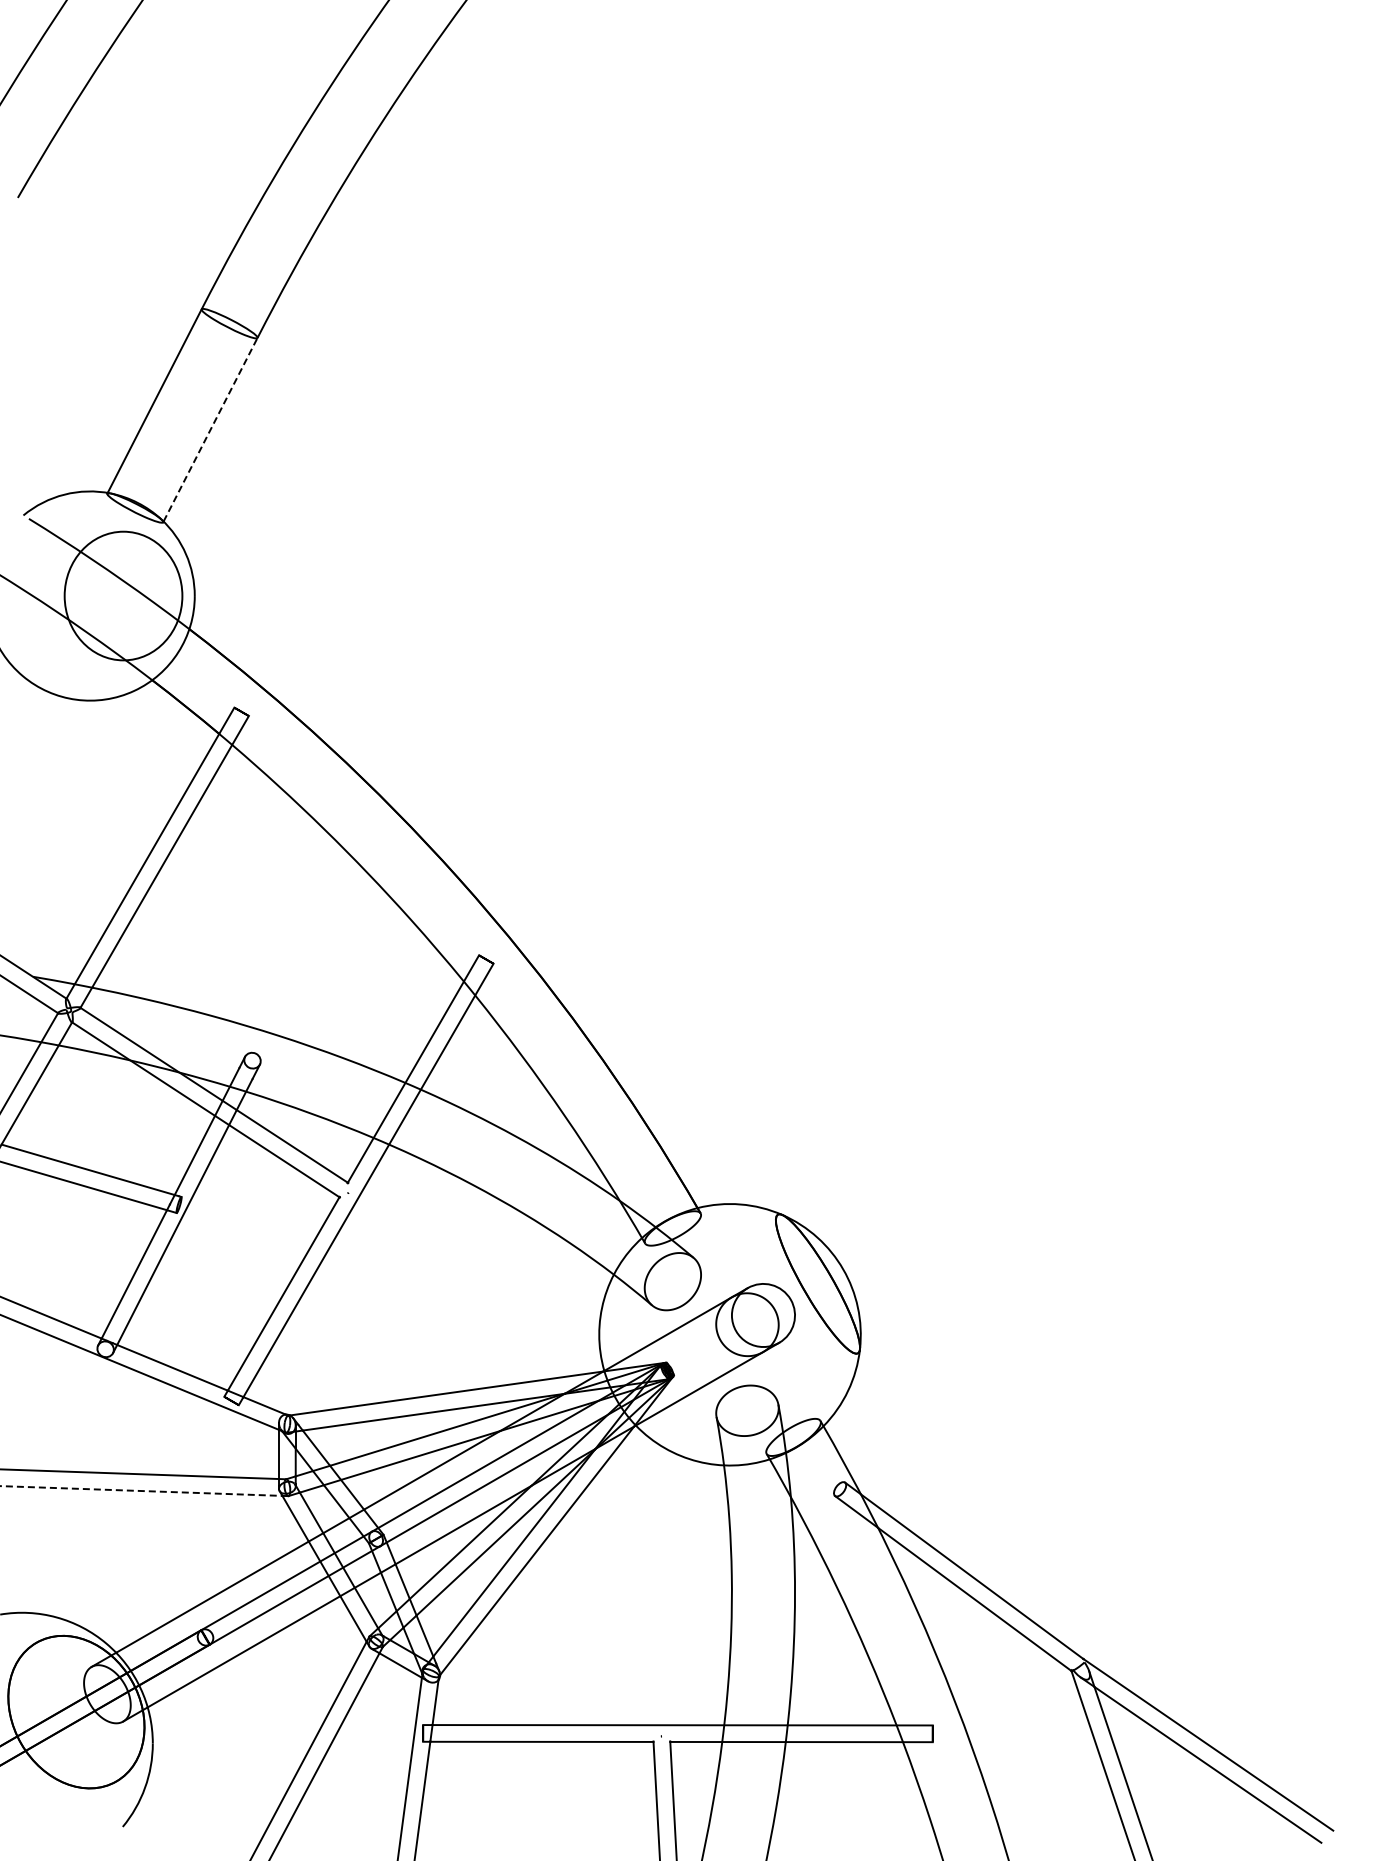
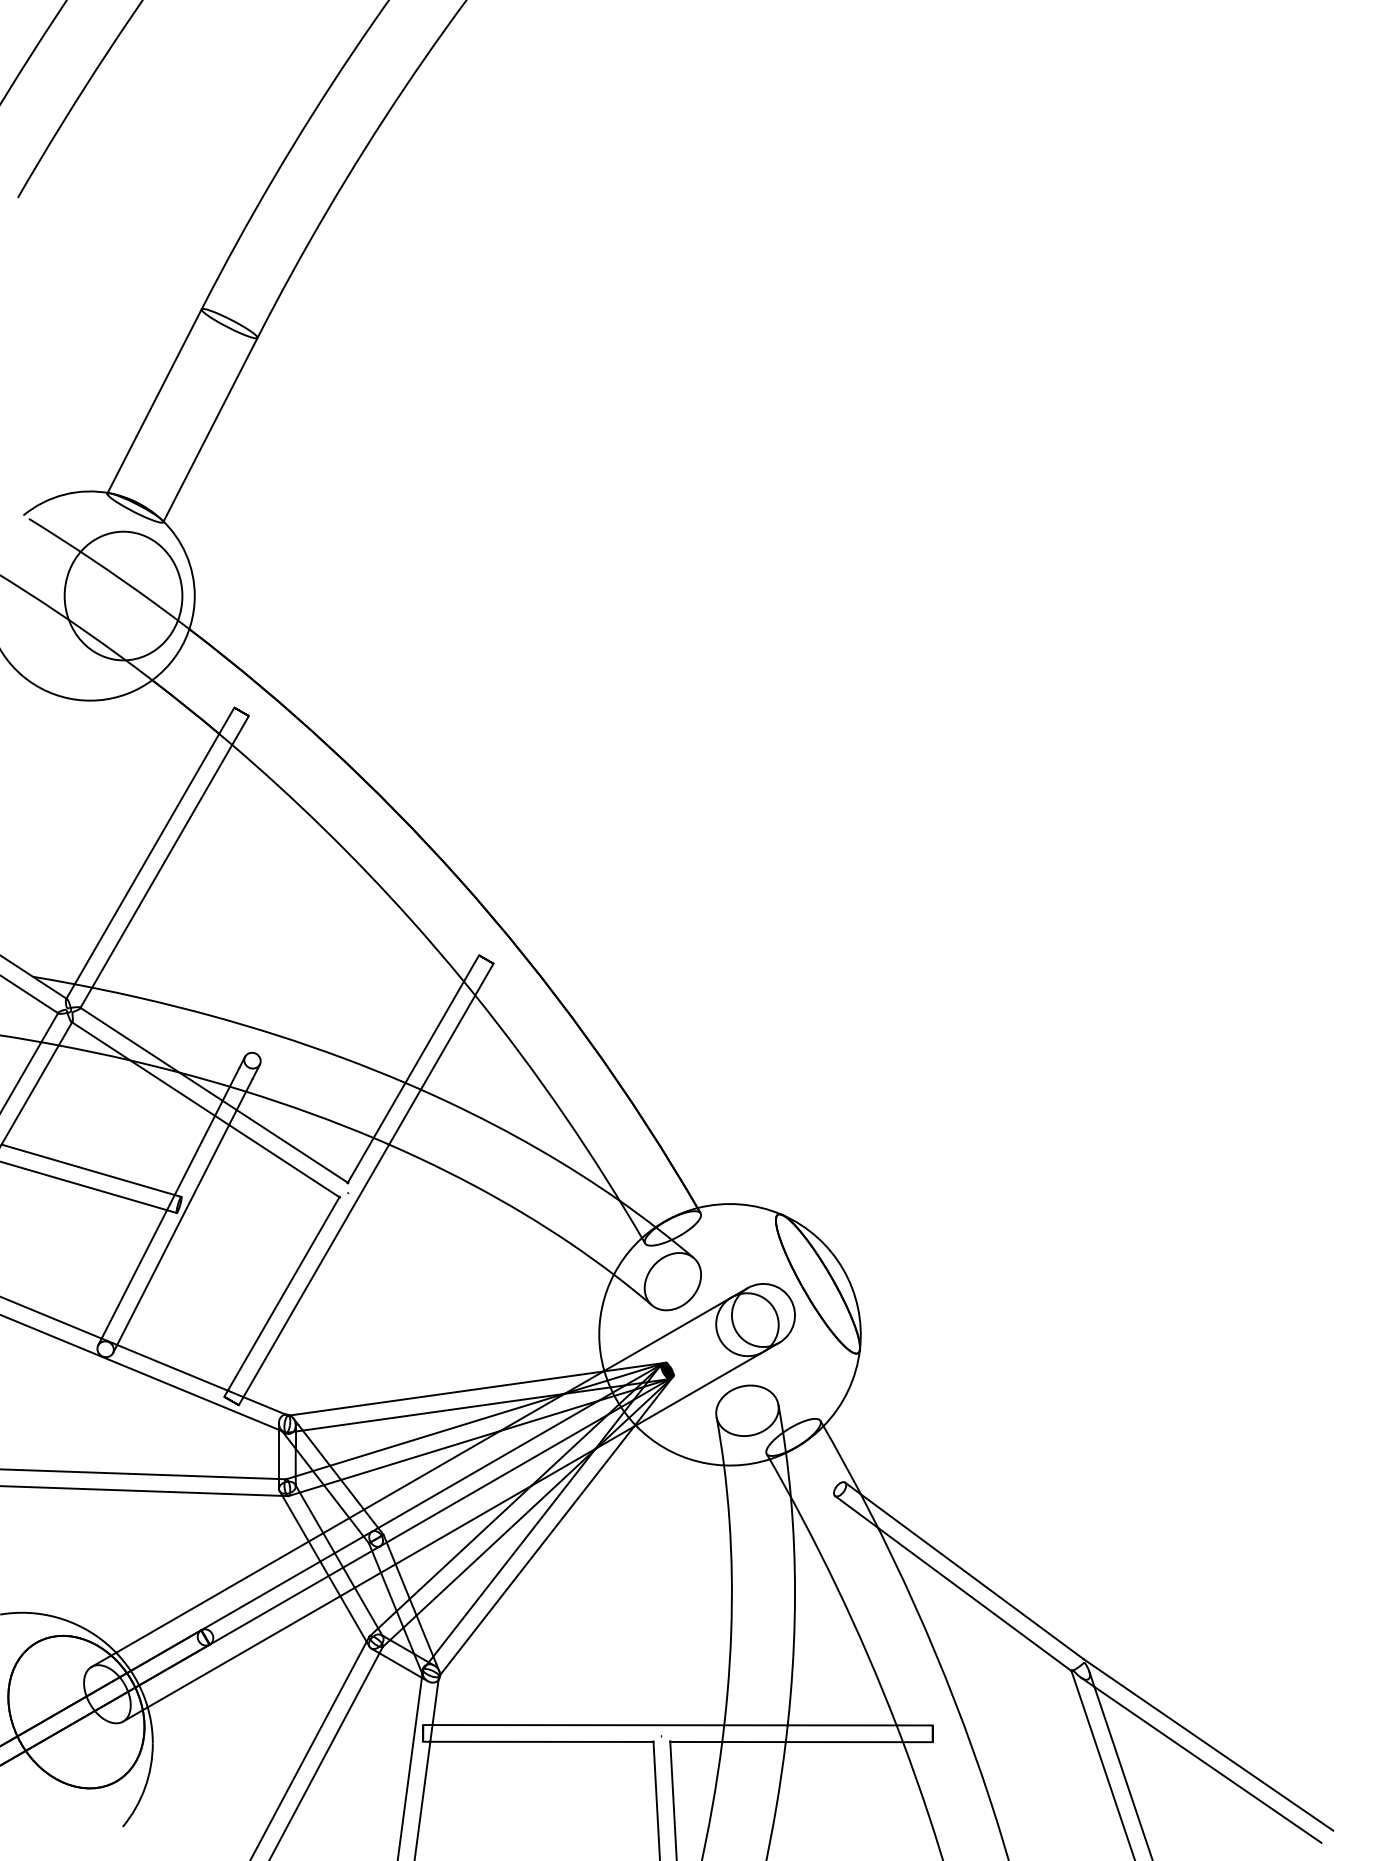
line: dashed -> solid (210, 429)
line: dashed -> solid (141, 1491)
